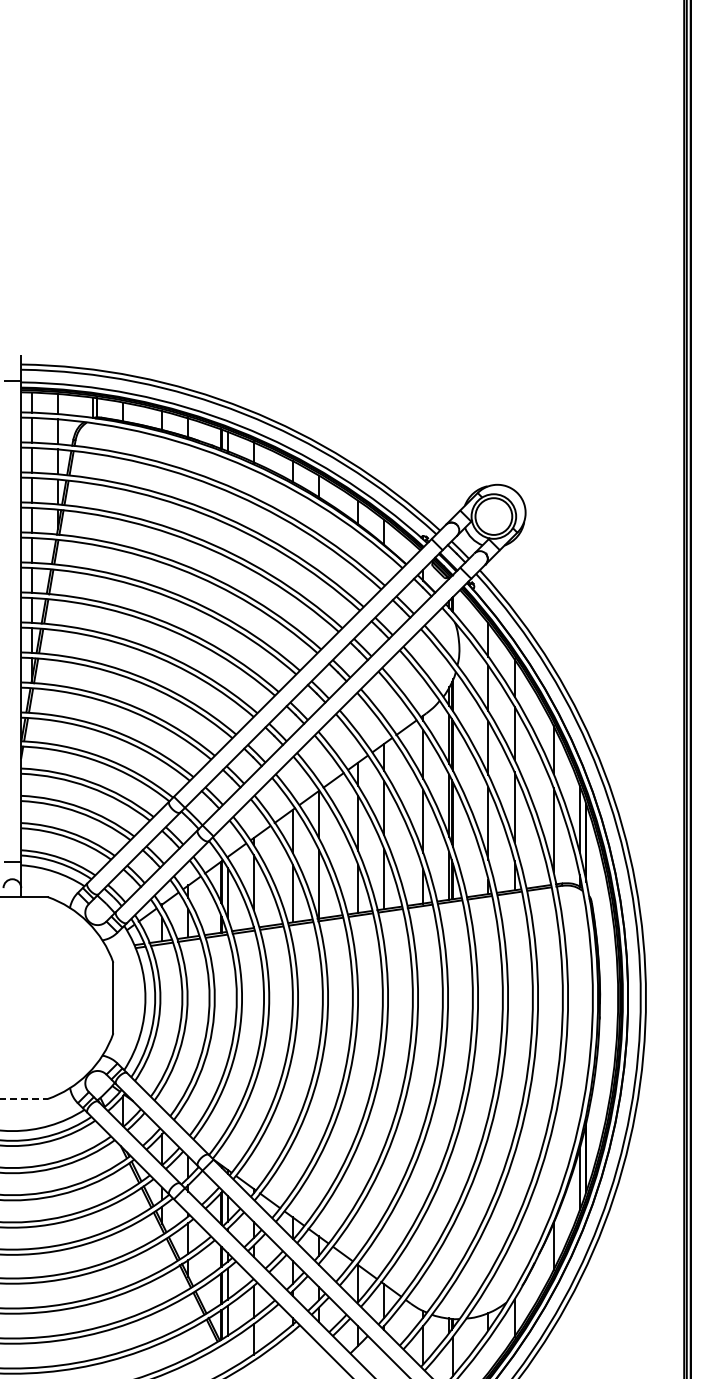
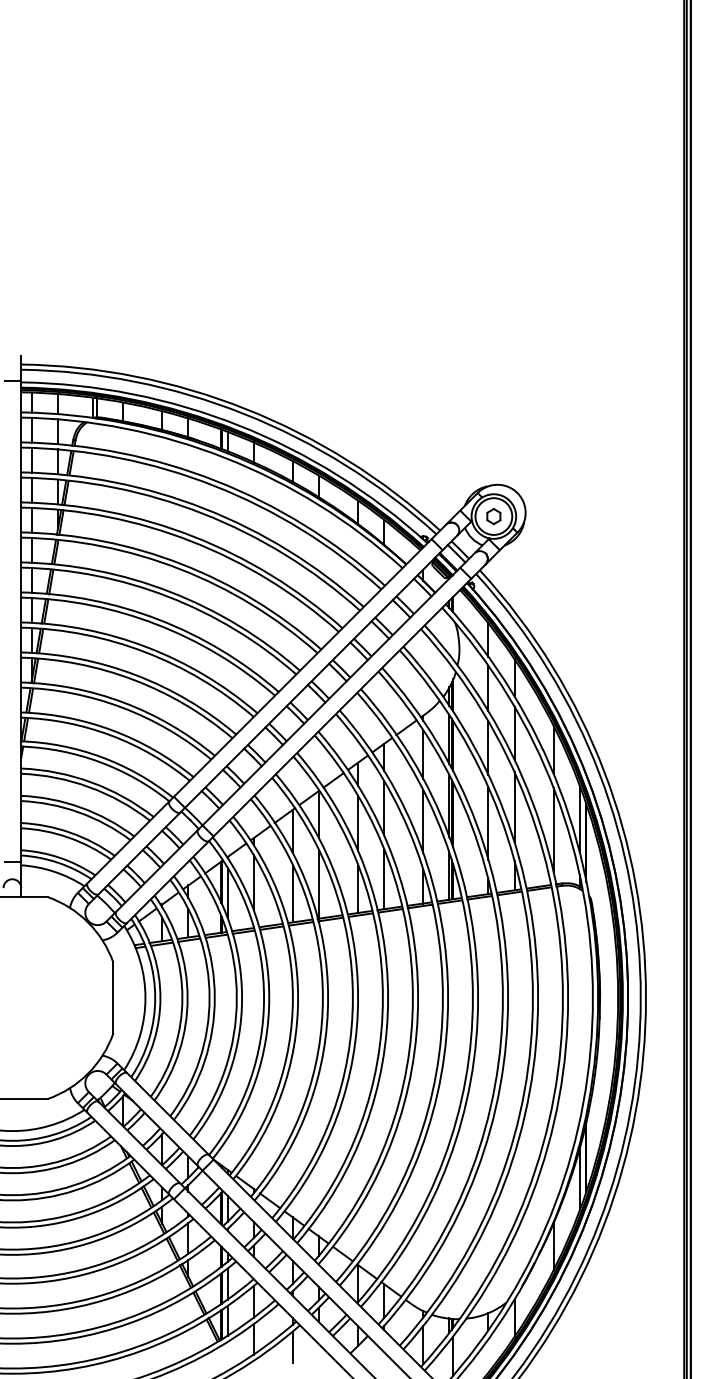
part: none -> present (493, 516)
line: dashed -> solid (24, 1099)
line: none -> present (292, 1347)
